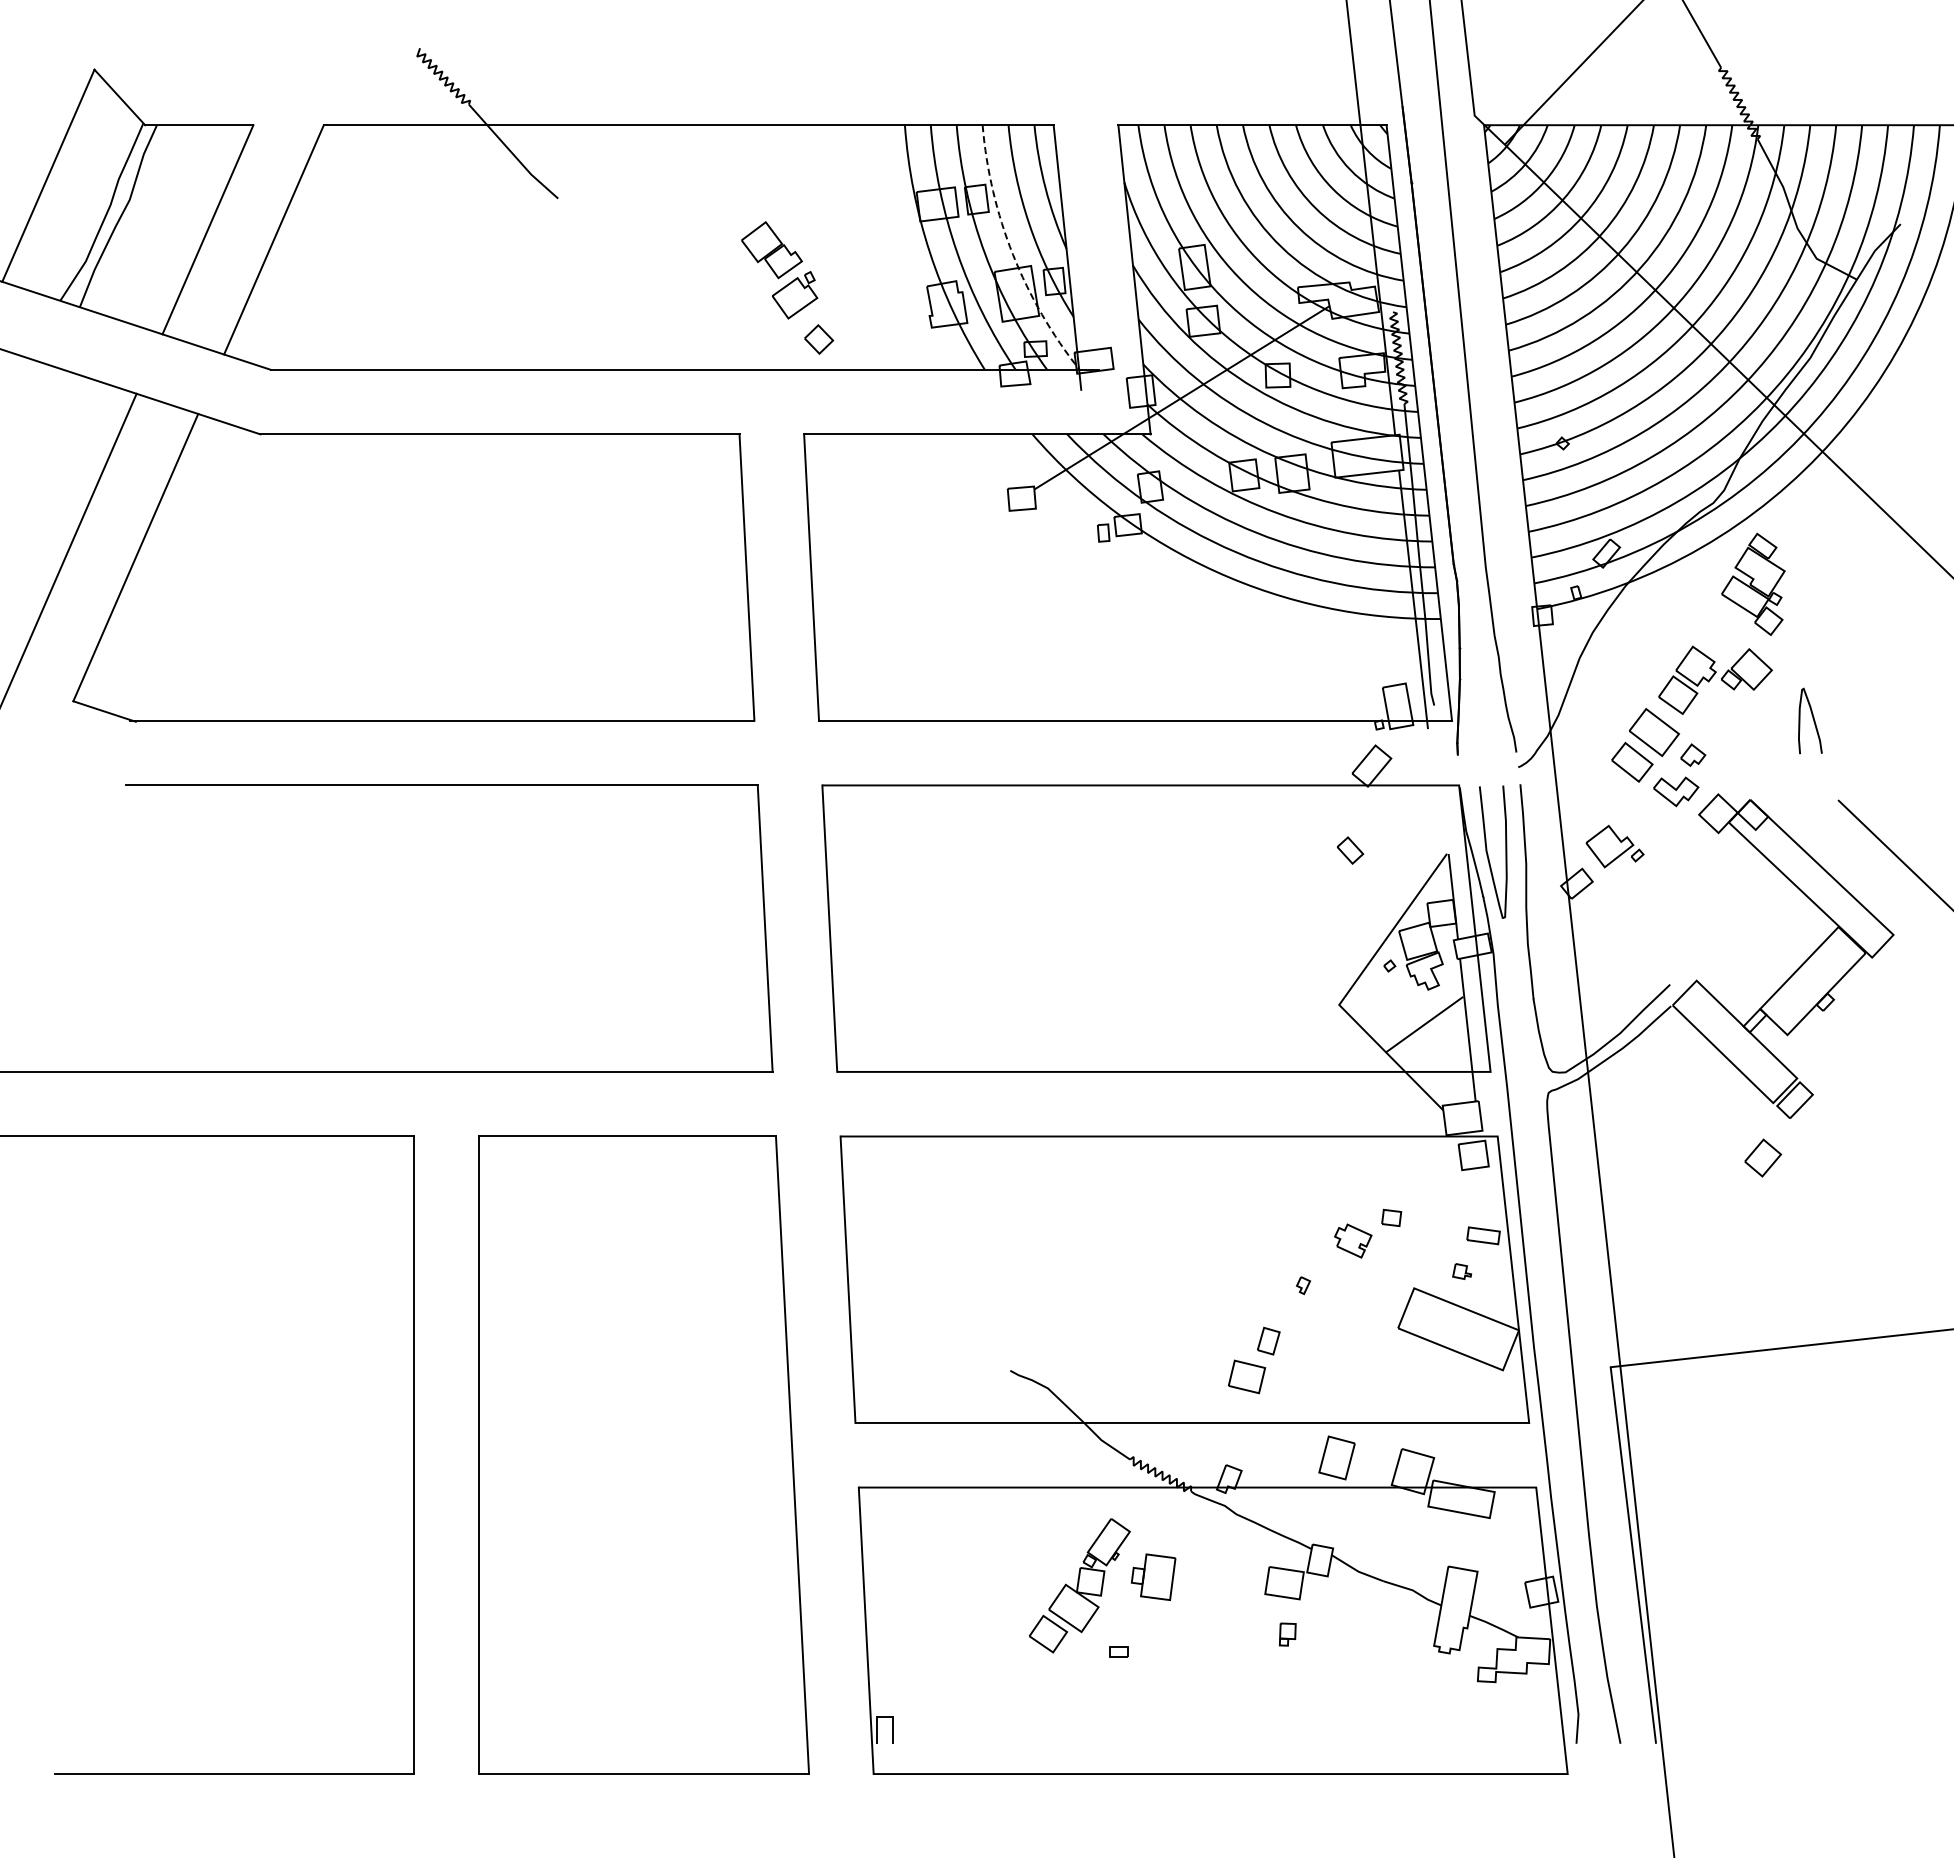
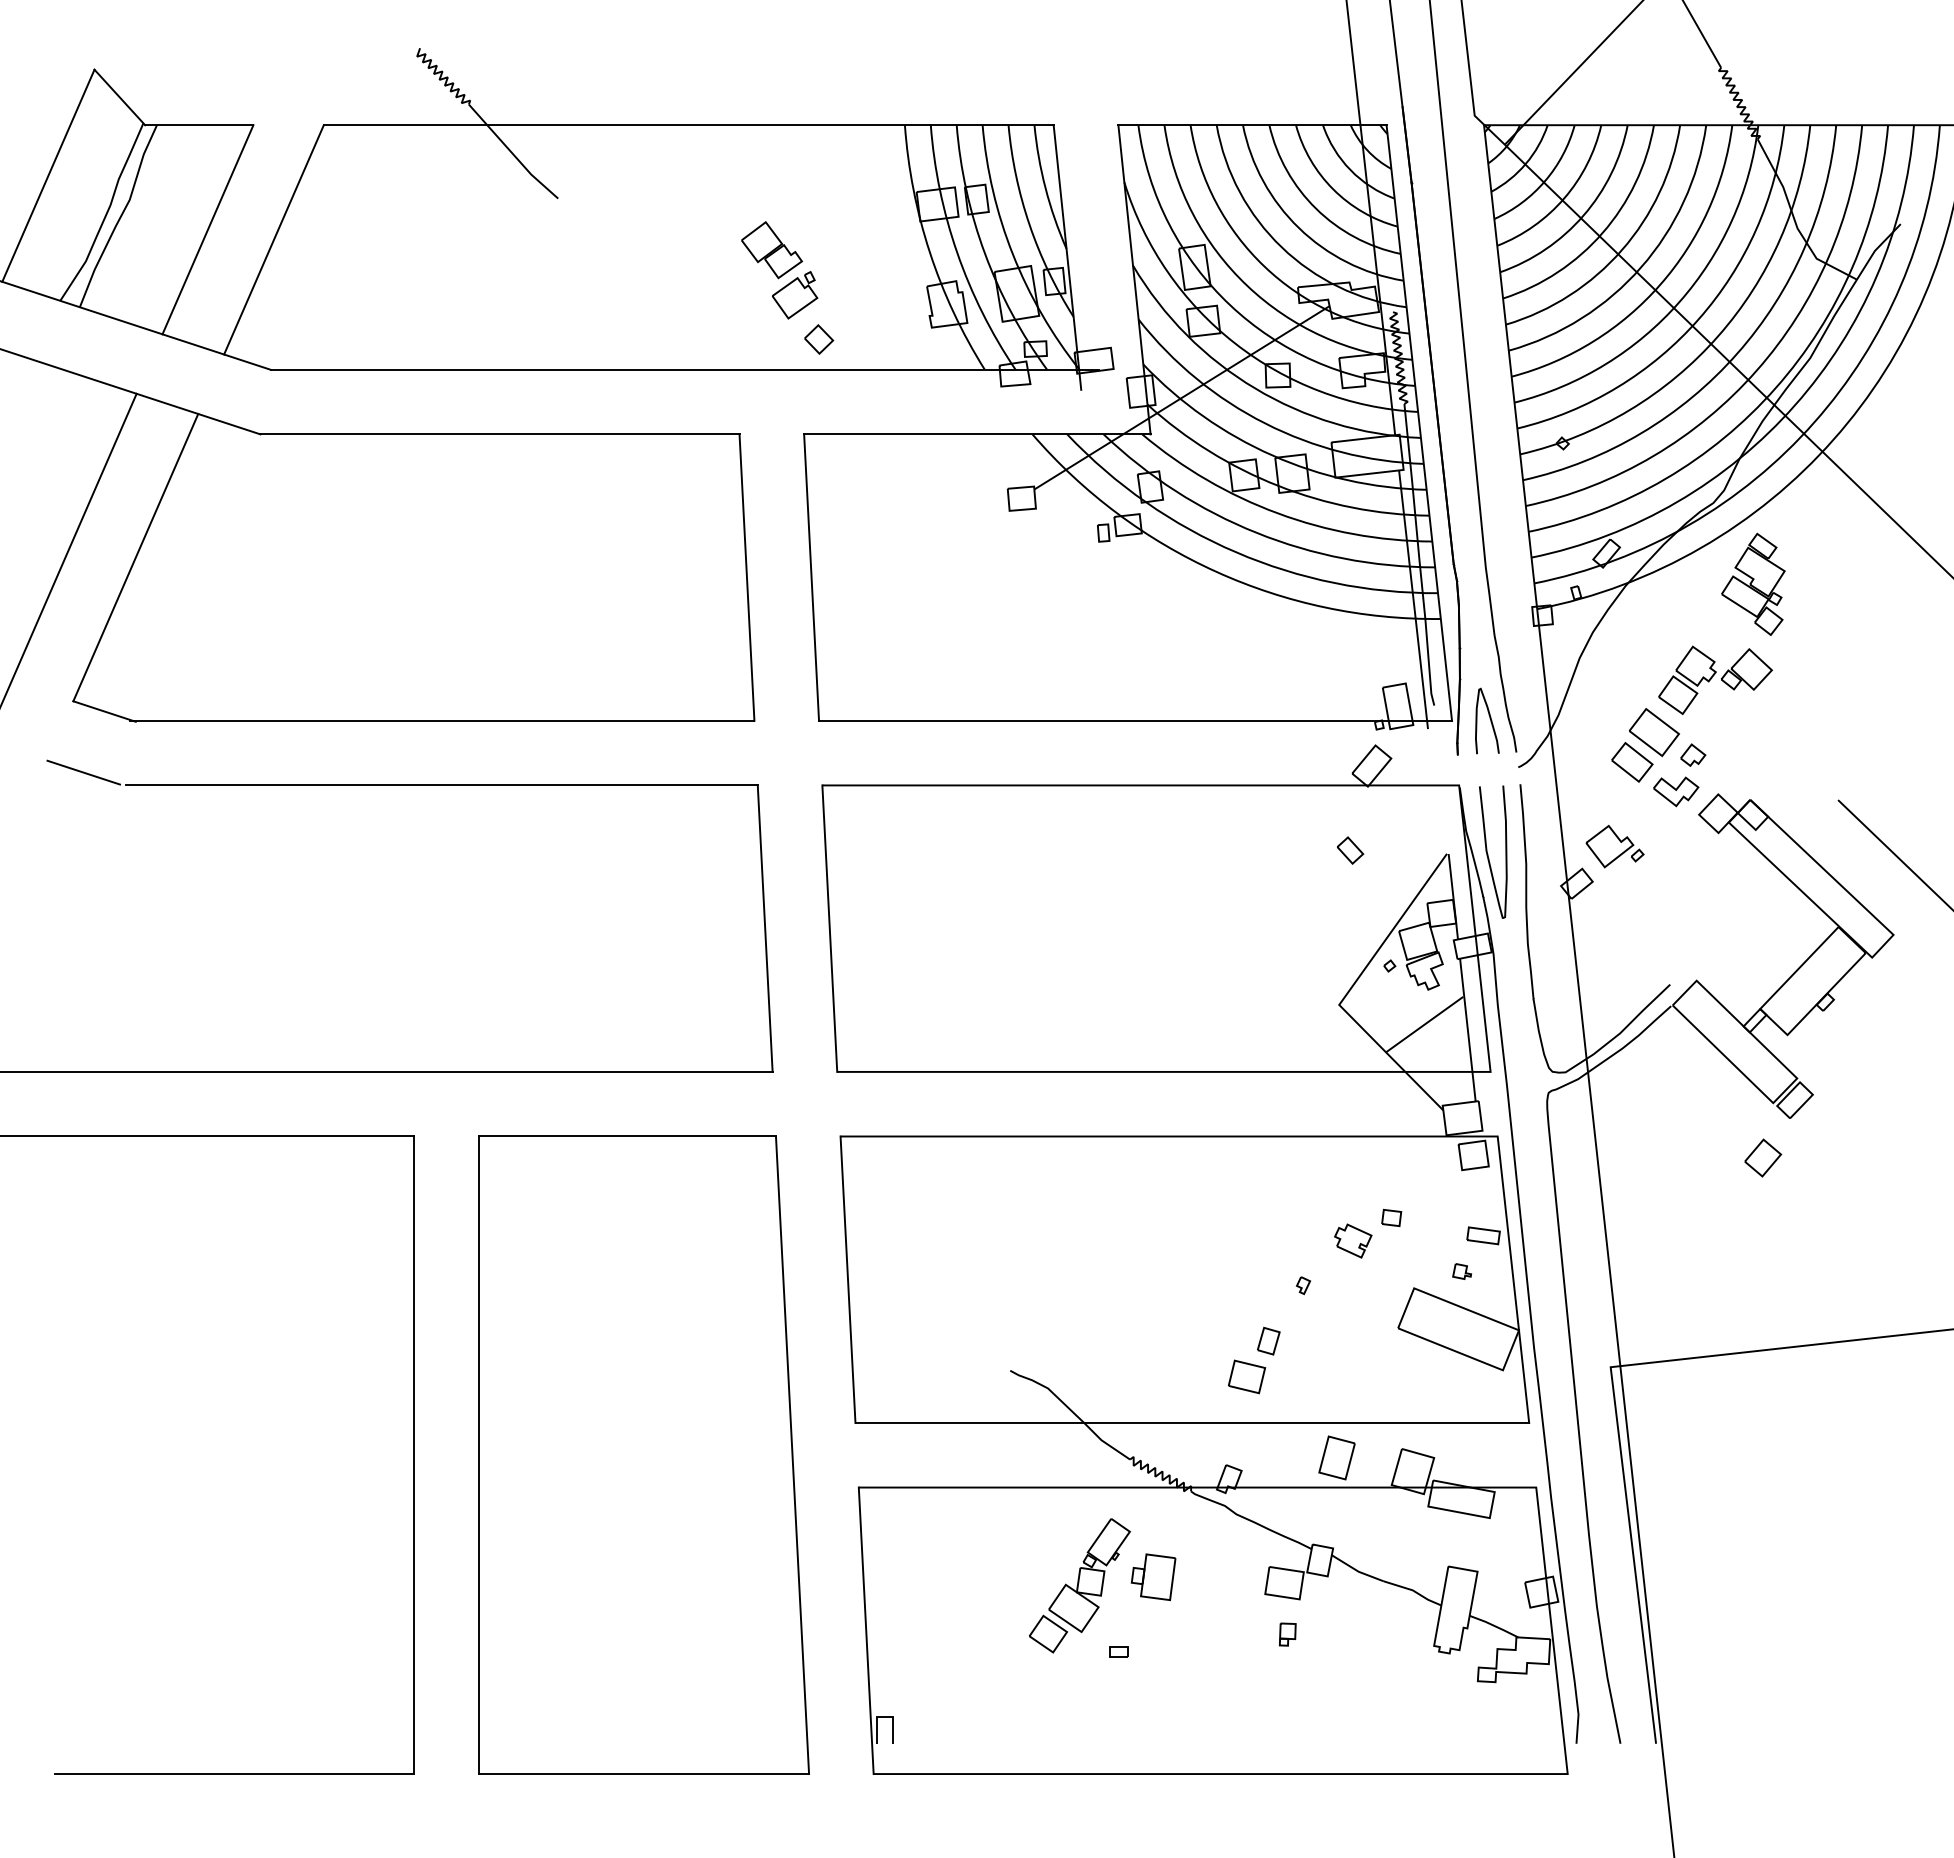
arc: dashed -> solid (1013, 254)
curve position: (1812, 718) -> (1489, 718) (1489, 718)
line: none -> present (83, 772)
